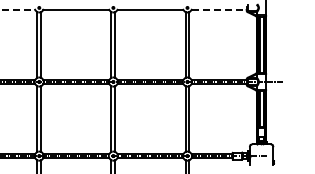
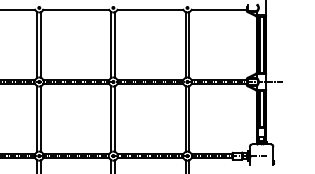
line: dashed -> solid (18, 9)
line: dashed -> solid (219, 9)
